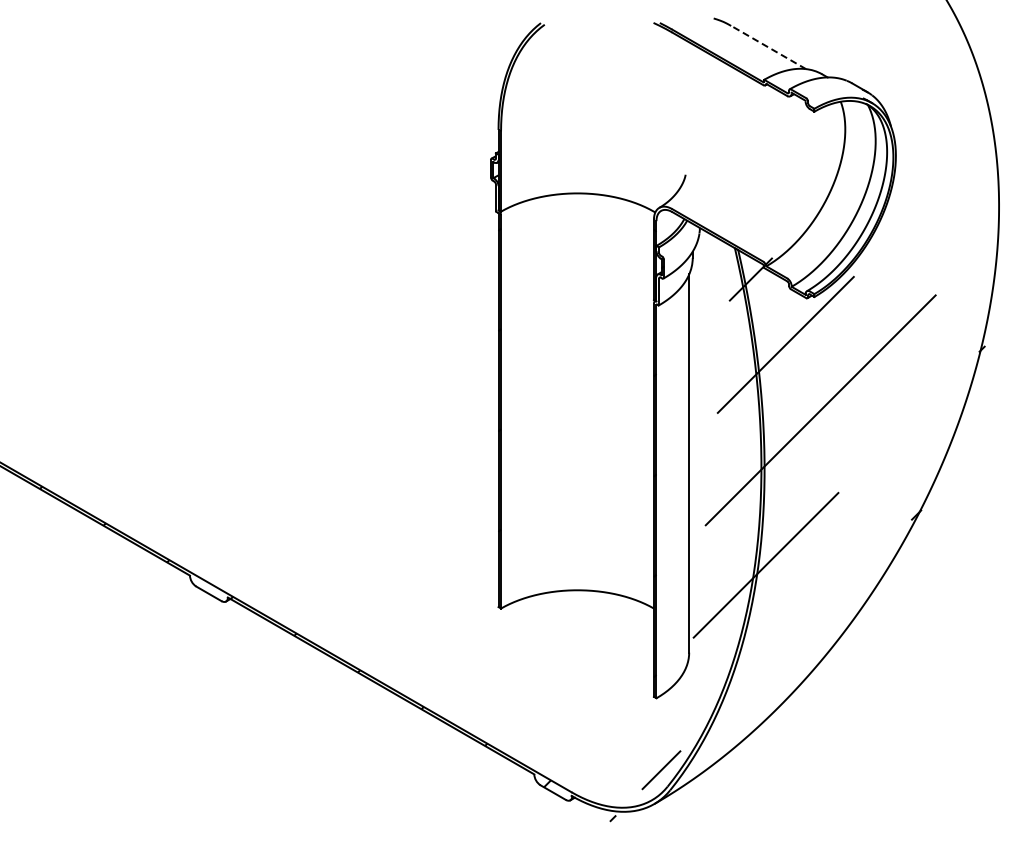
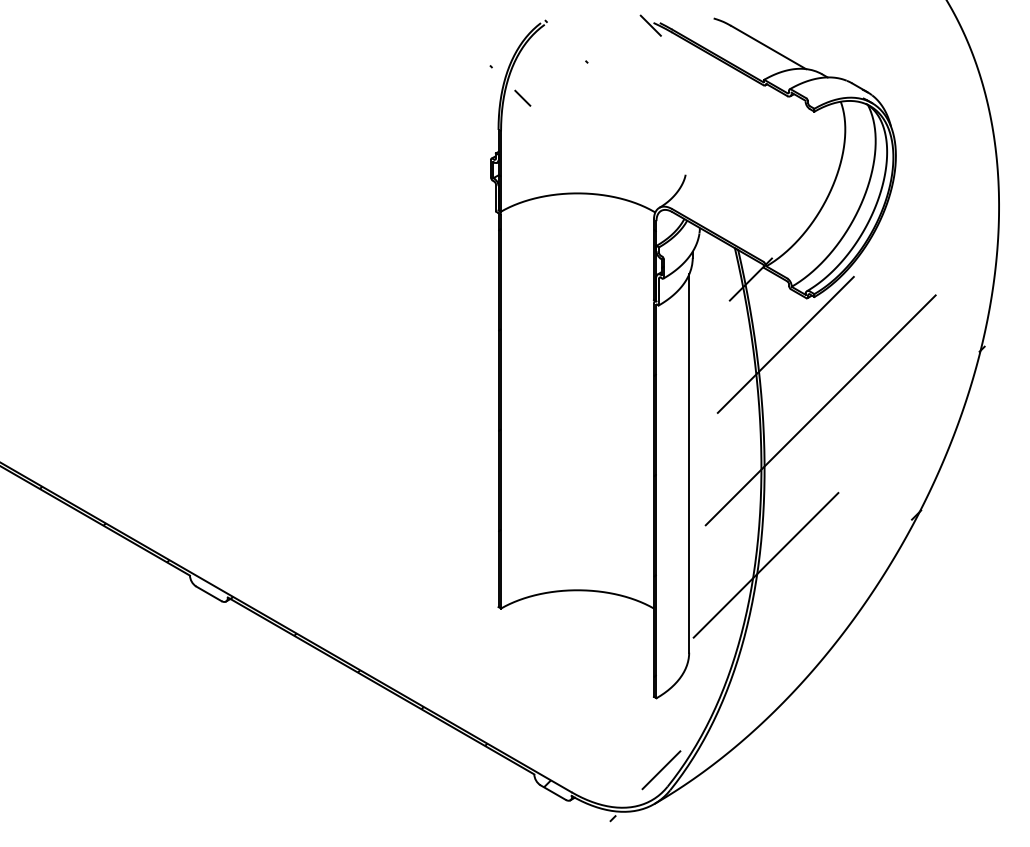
line: dashed -> solid (768, 47)
hatch: none -> present (575, 95)
